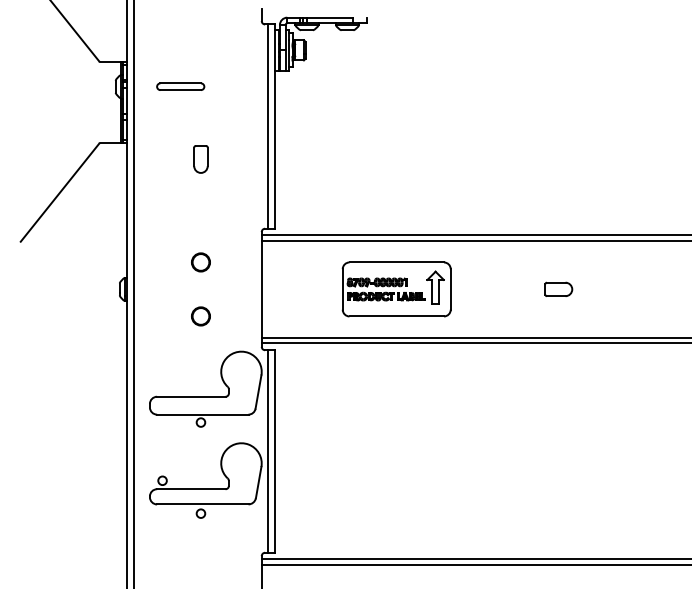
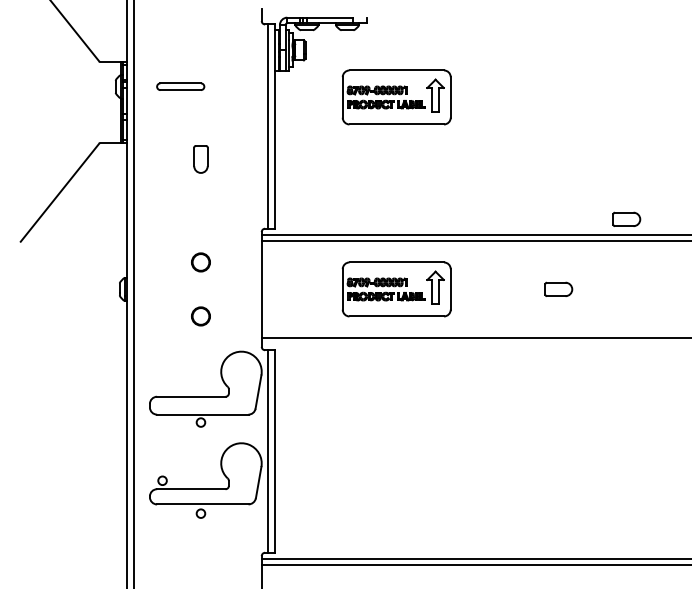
part: none -> present (396, 97)
part: none -> present (626, 218)
line: present -> none (474, 343)
